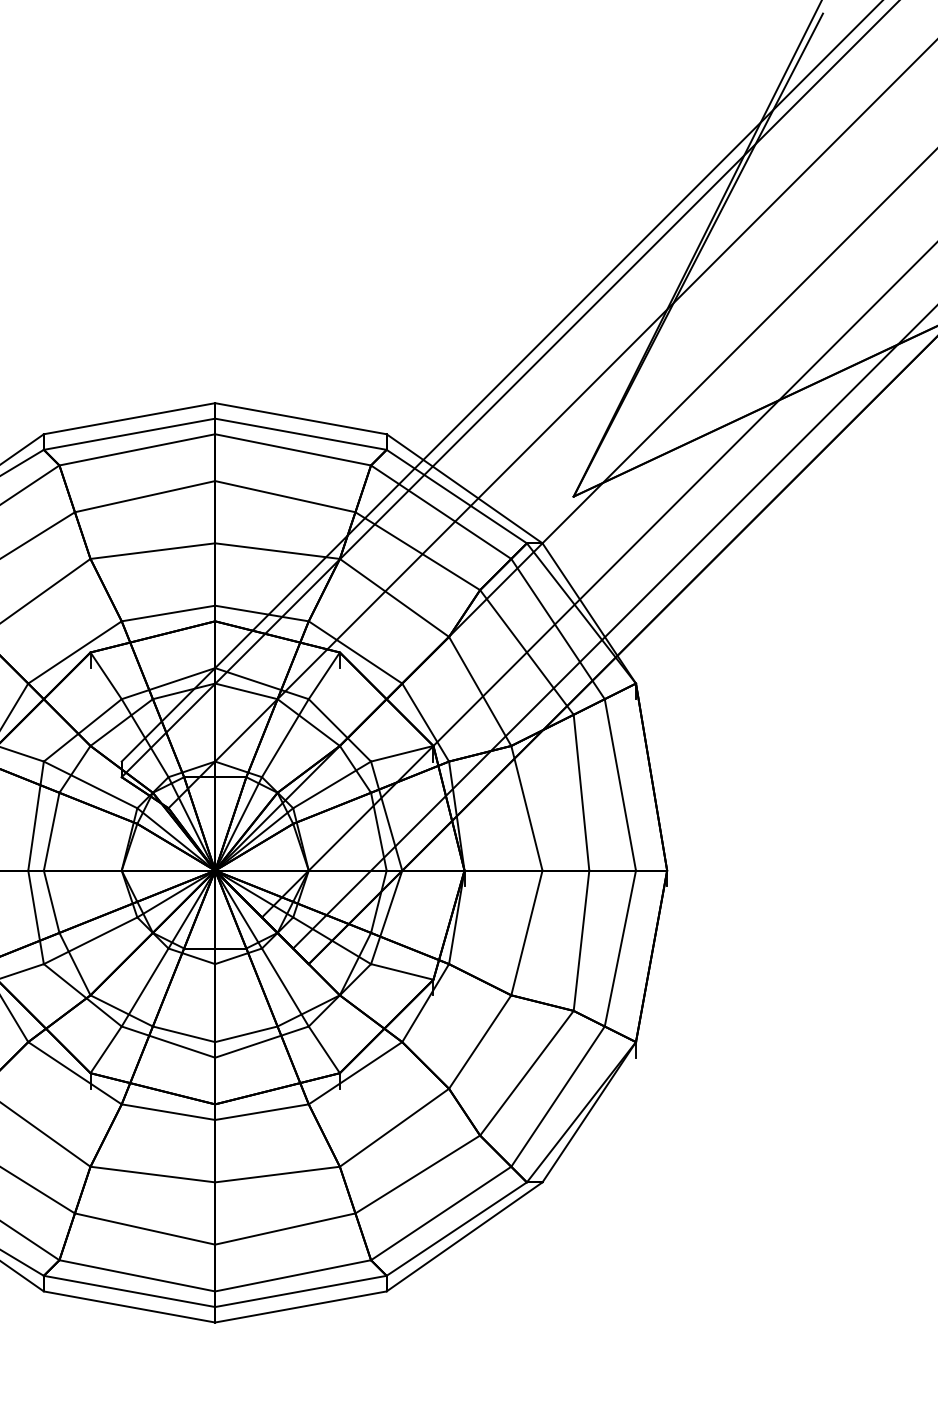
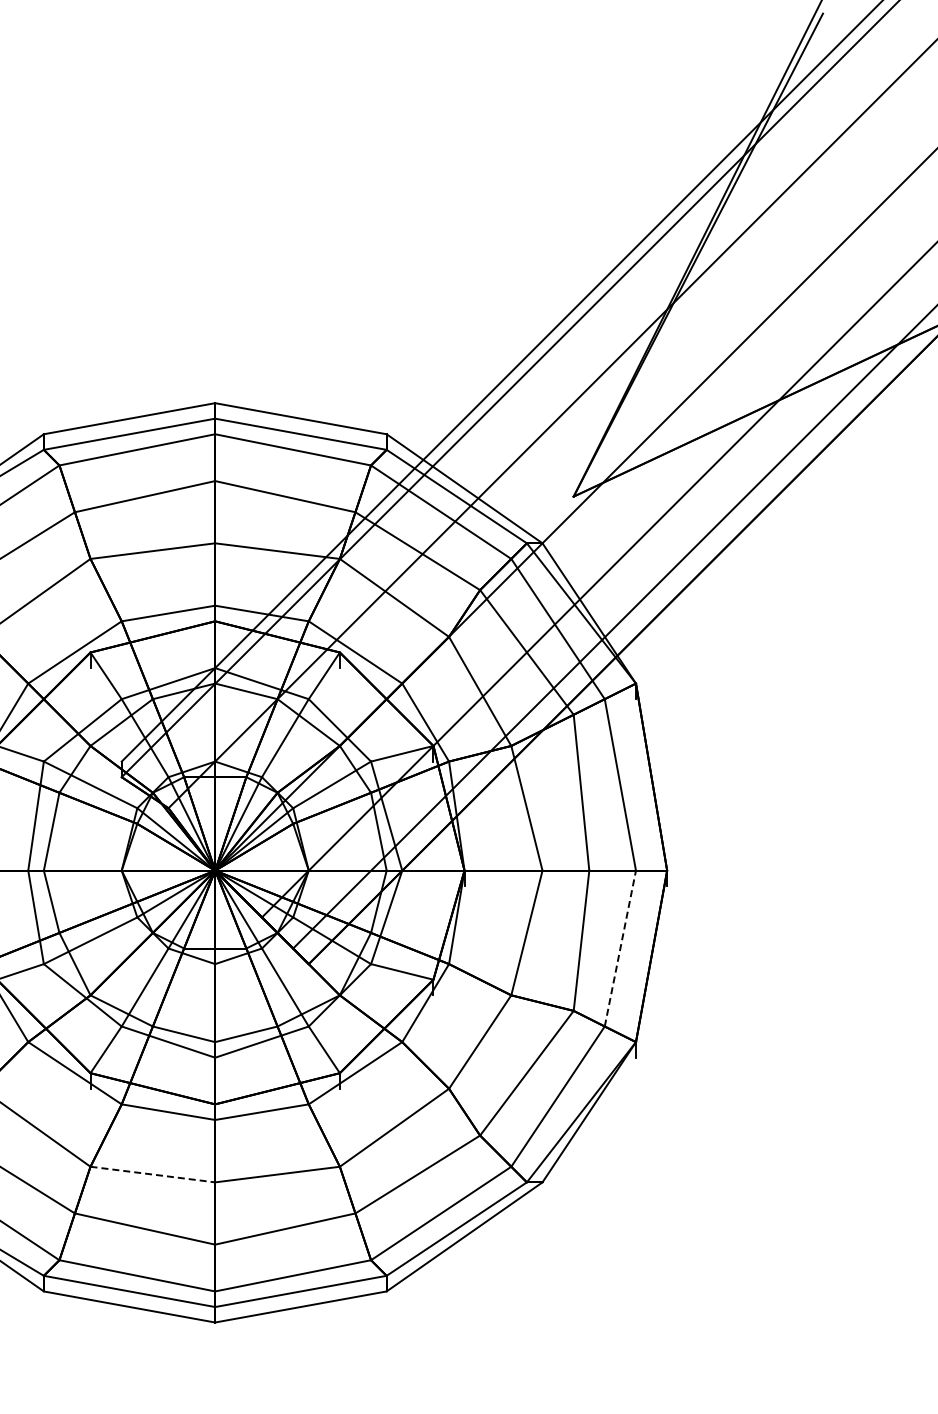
line: solid -> dashed (620, 948)
line: solid -> dashed (152, 1174)
